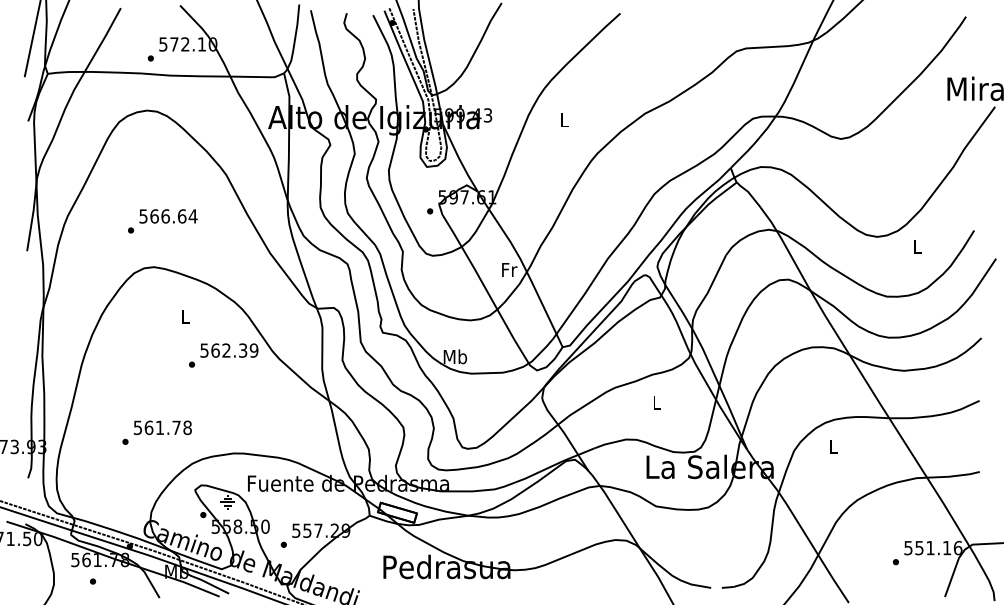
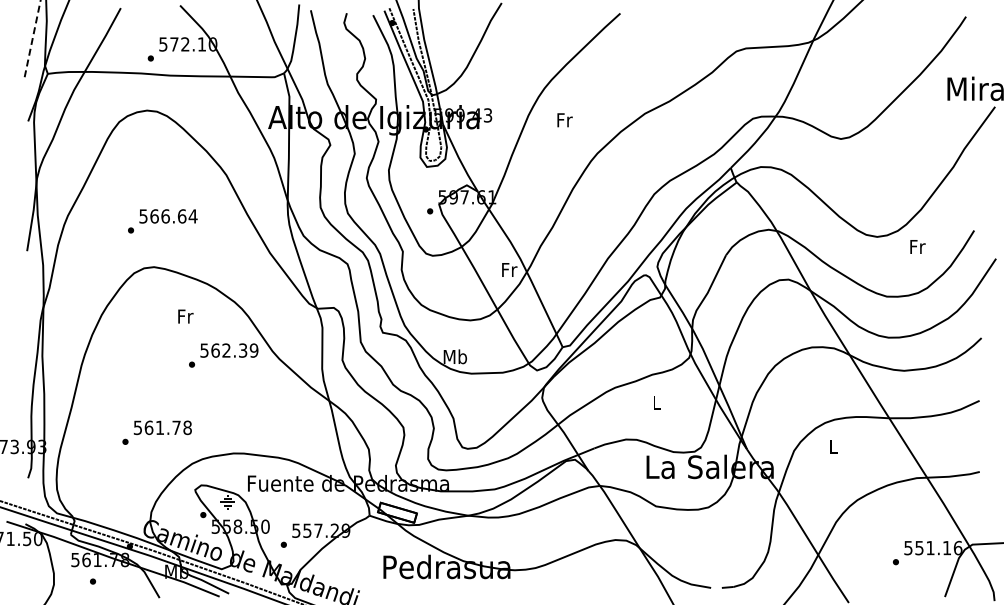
line: solid -> dashed (32, 38)
text: L -> Fr (564, 120)
text: L -> Fr (917, 246)
text: L -> Fr (185, 316)
